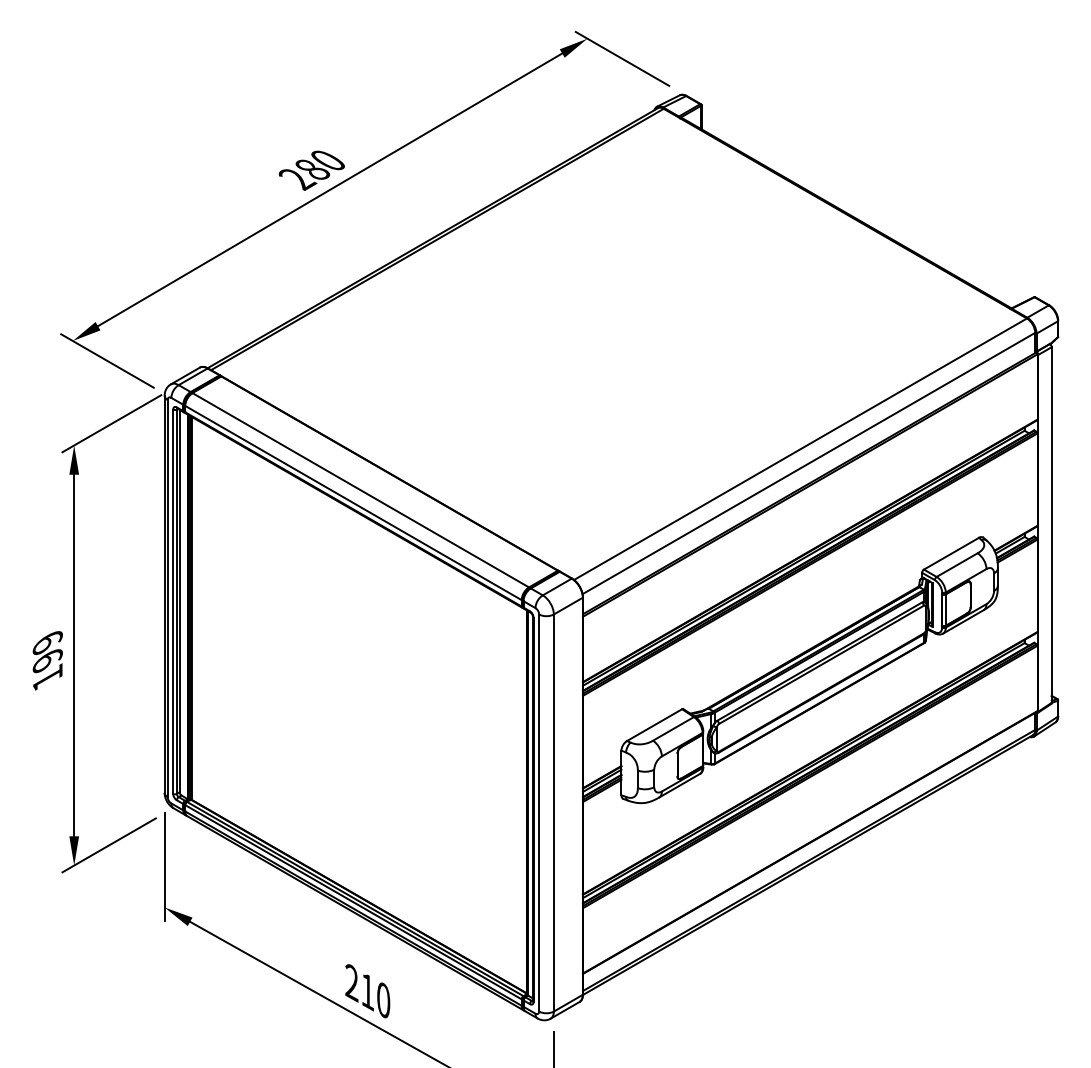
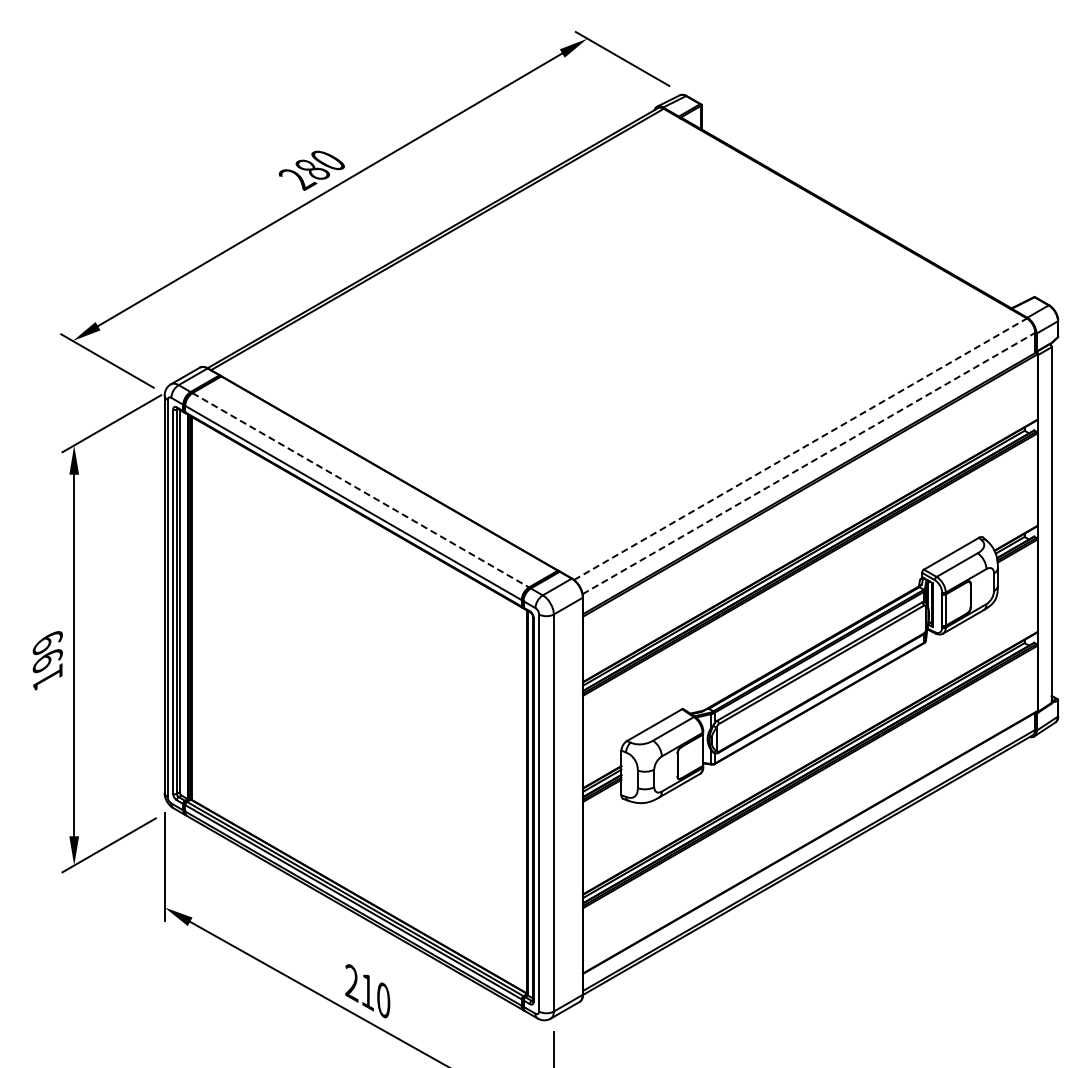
line: solid -> dashed (800, 448)
line: solid -> dashed (809, 463)
line: solid -> dashed (361, 490)
